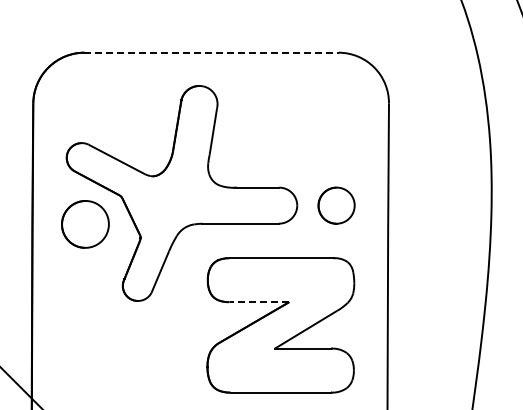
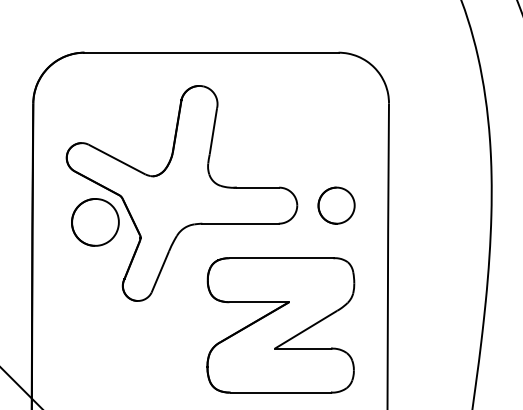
line: dashed -> solid (211, 52)
part position: (85, 224) -> (95, 222) (95, 222)
line: dashed -> solid (259, 302)
